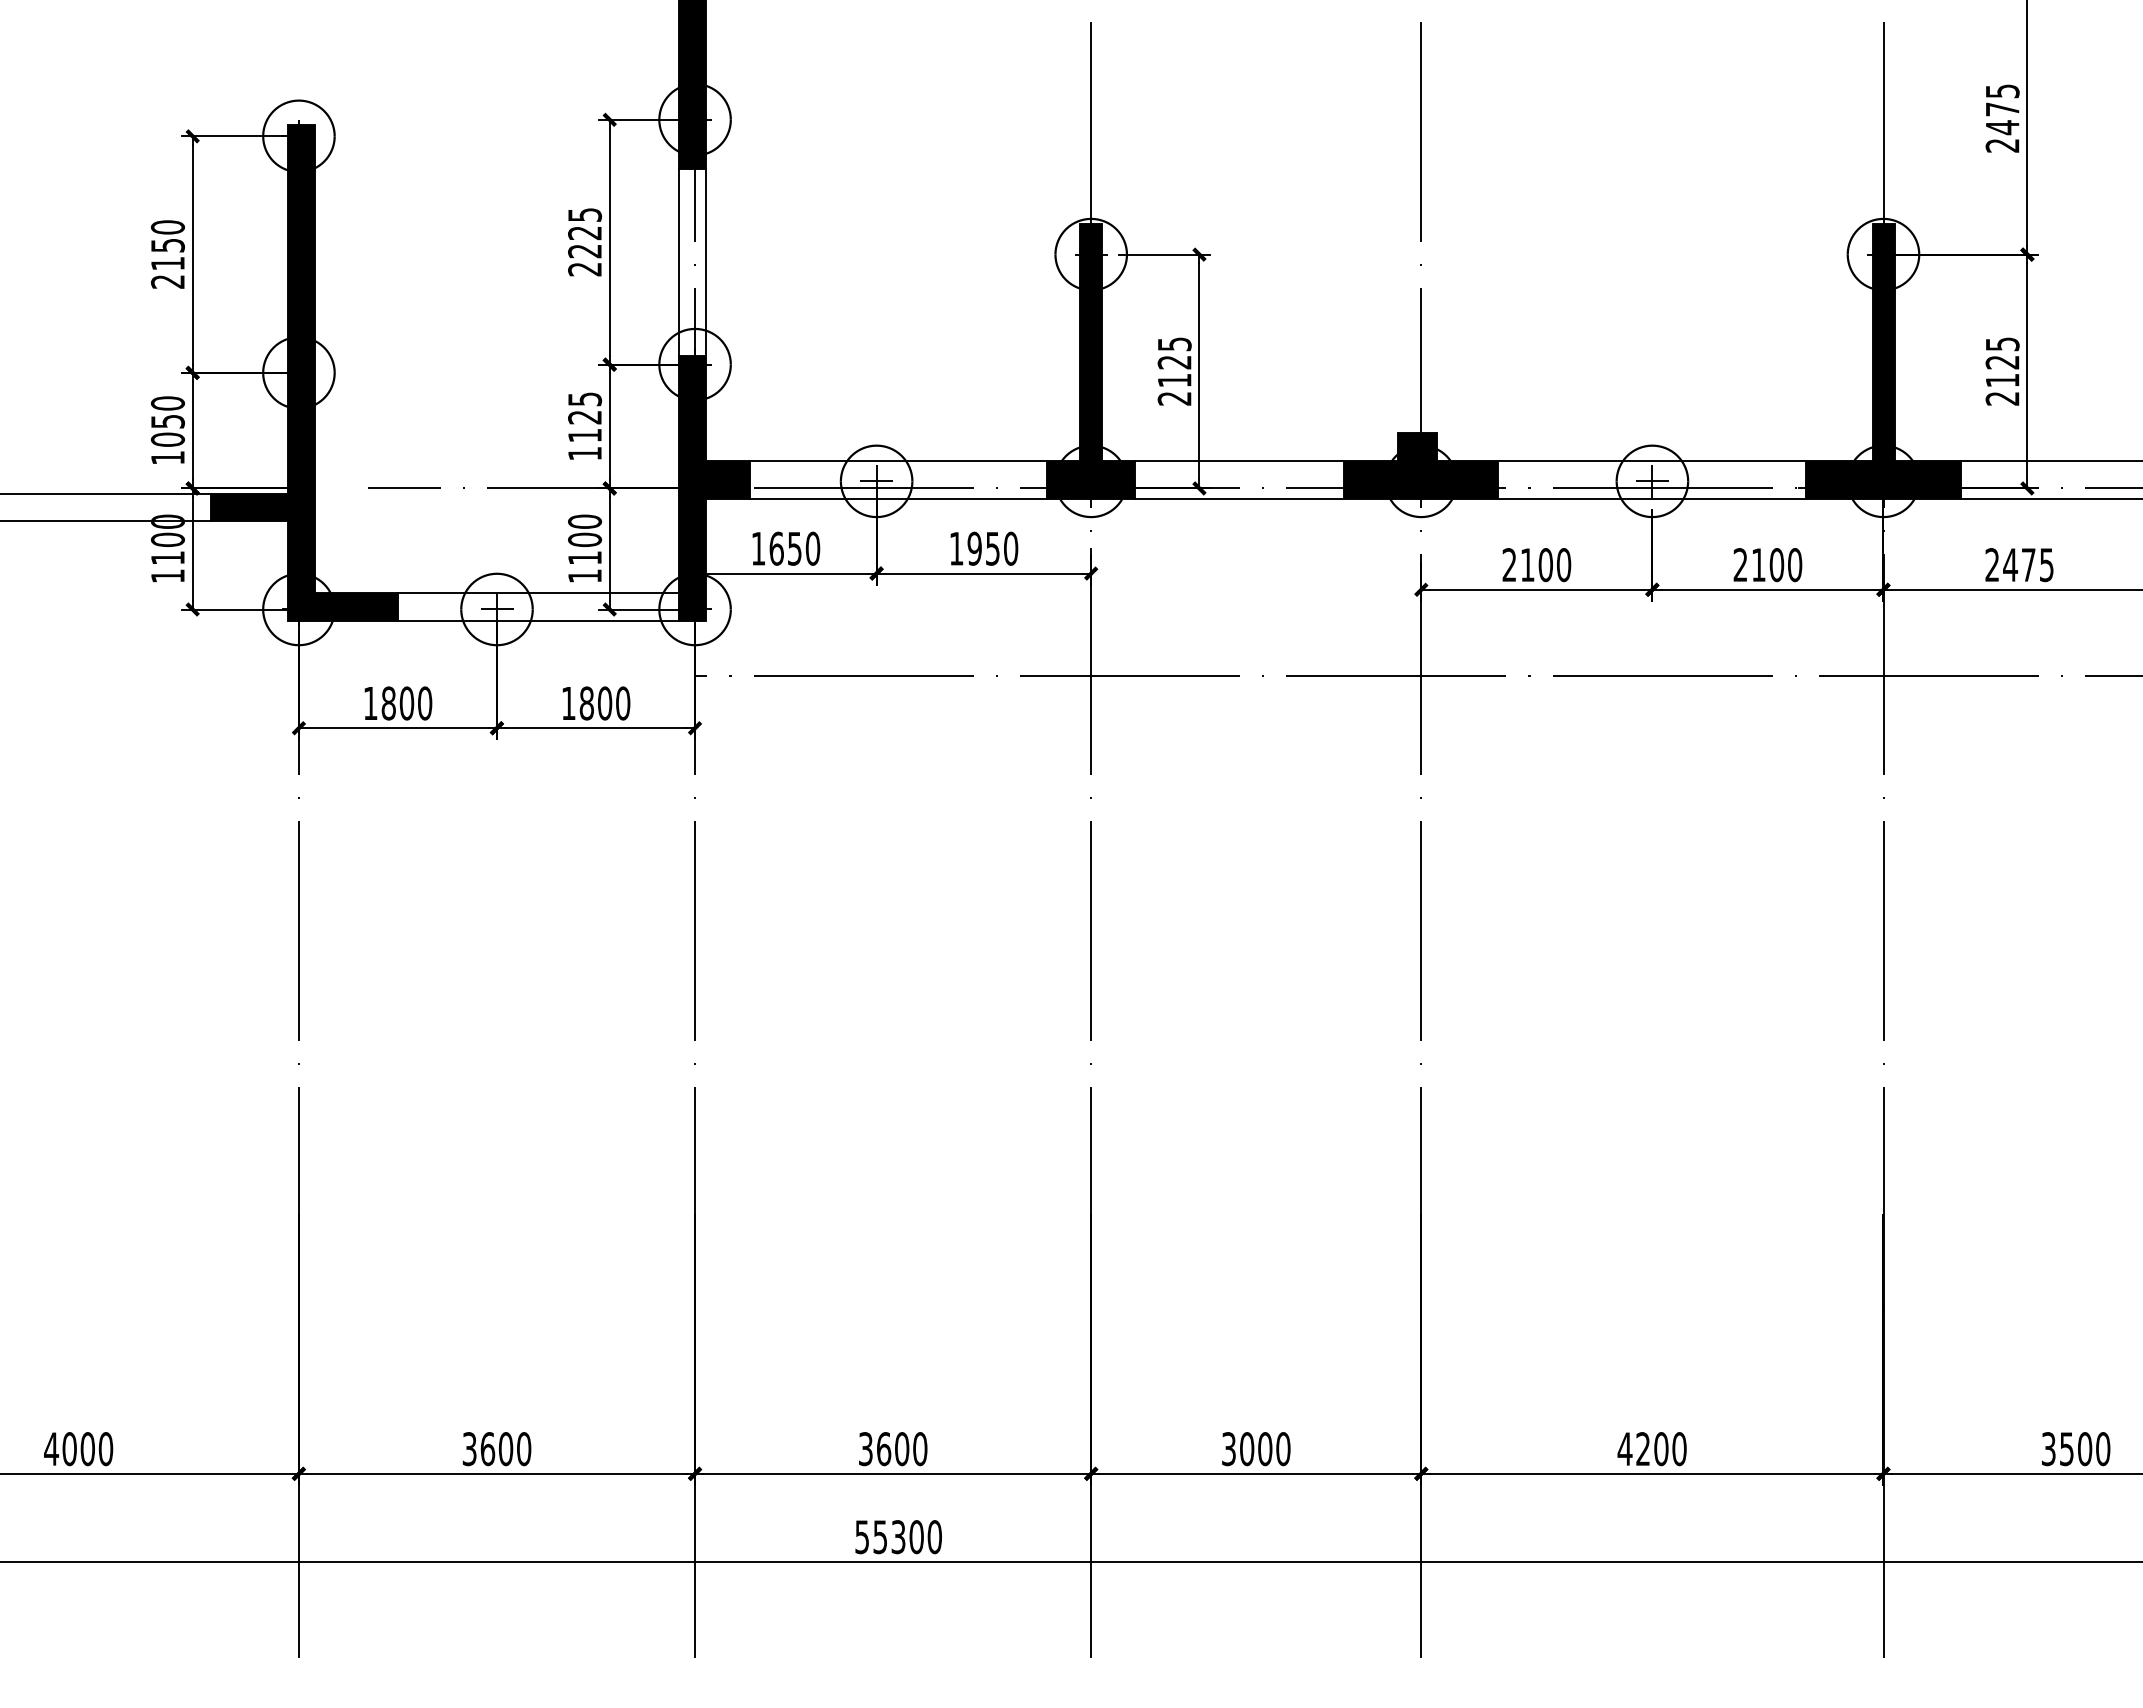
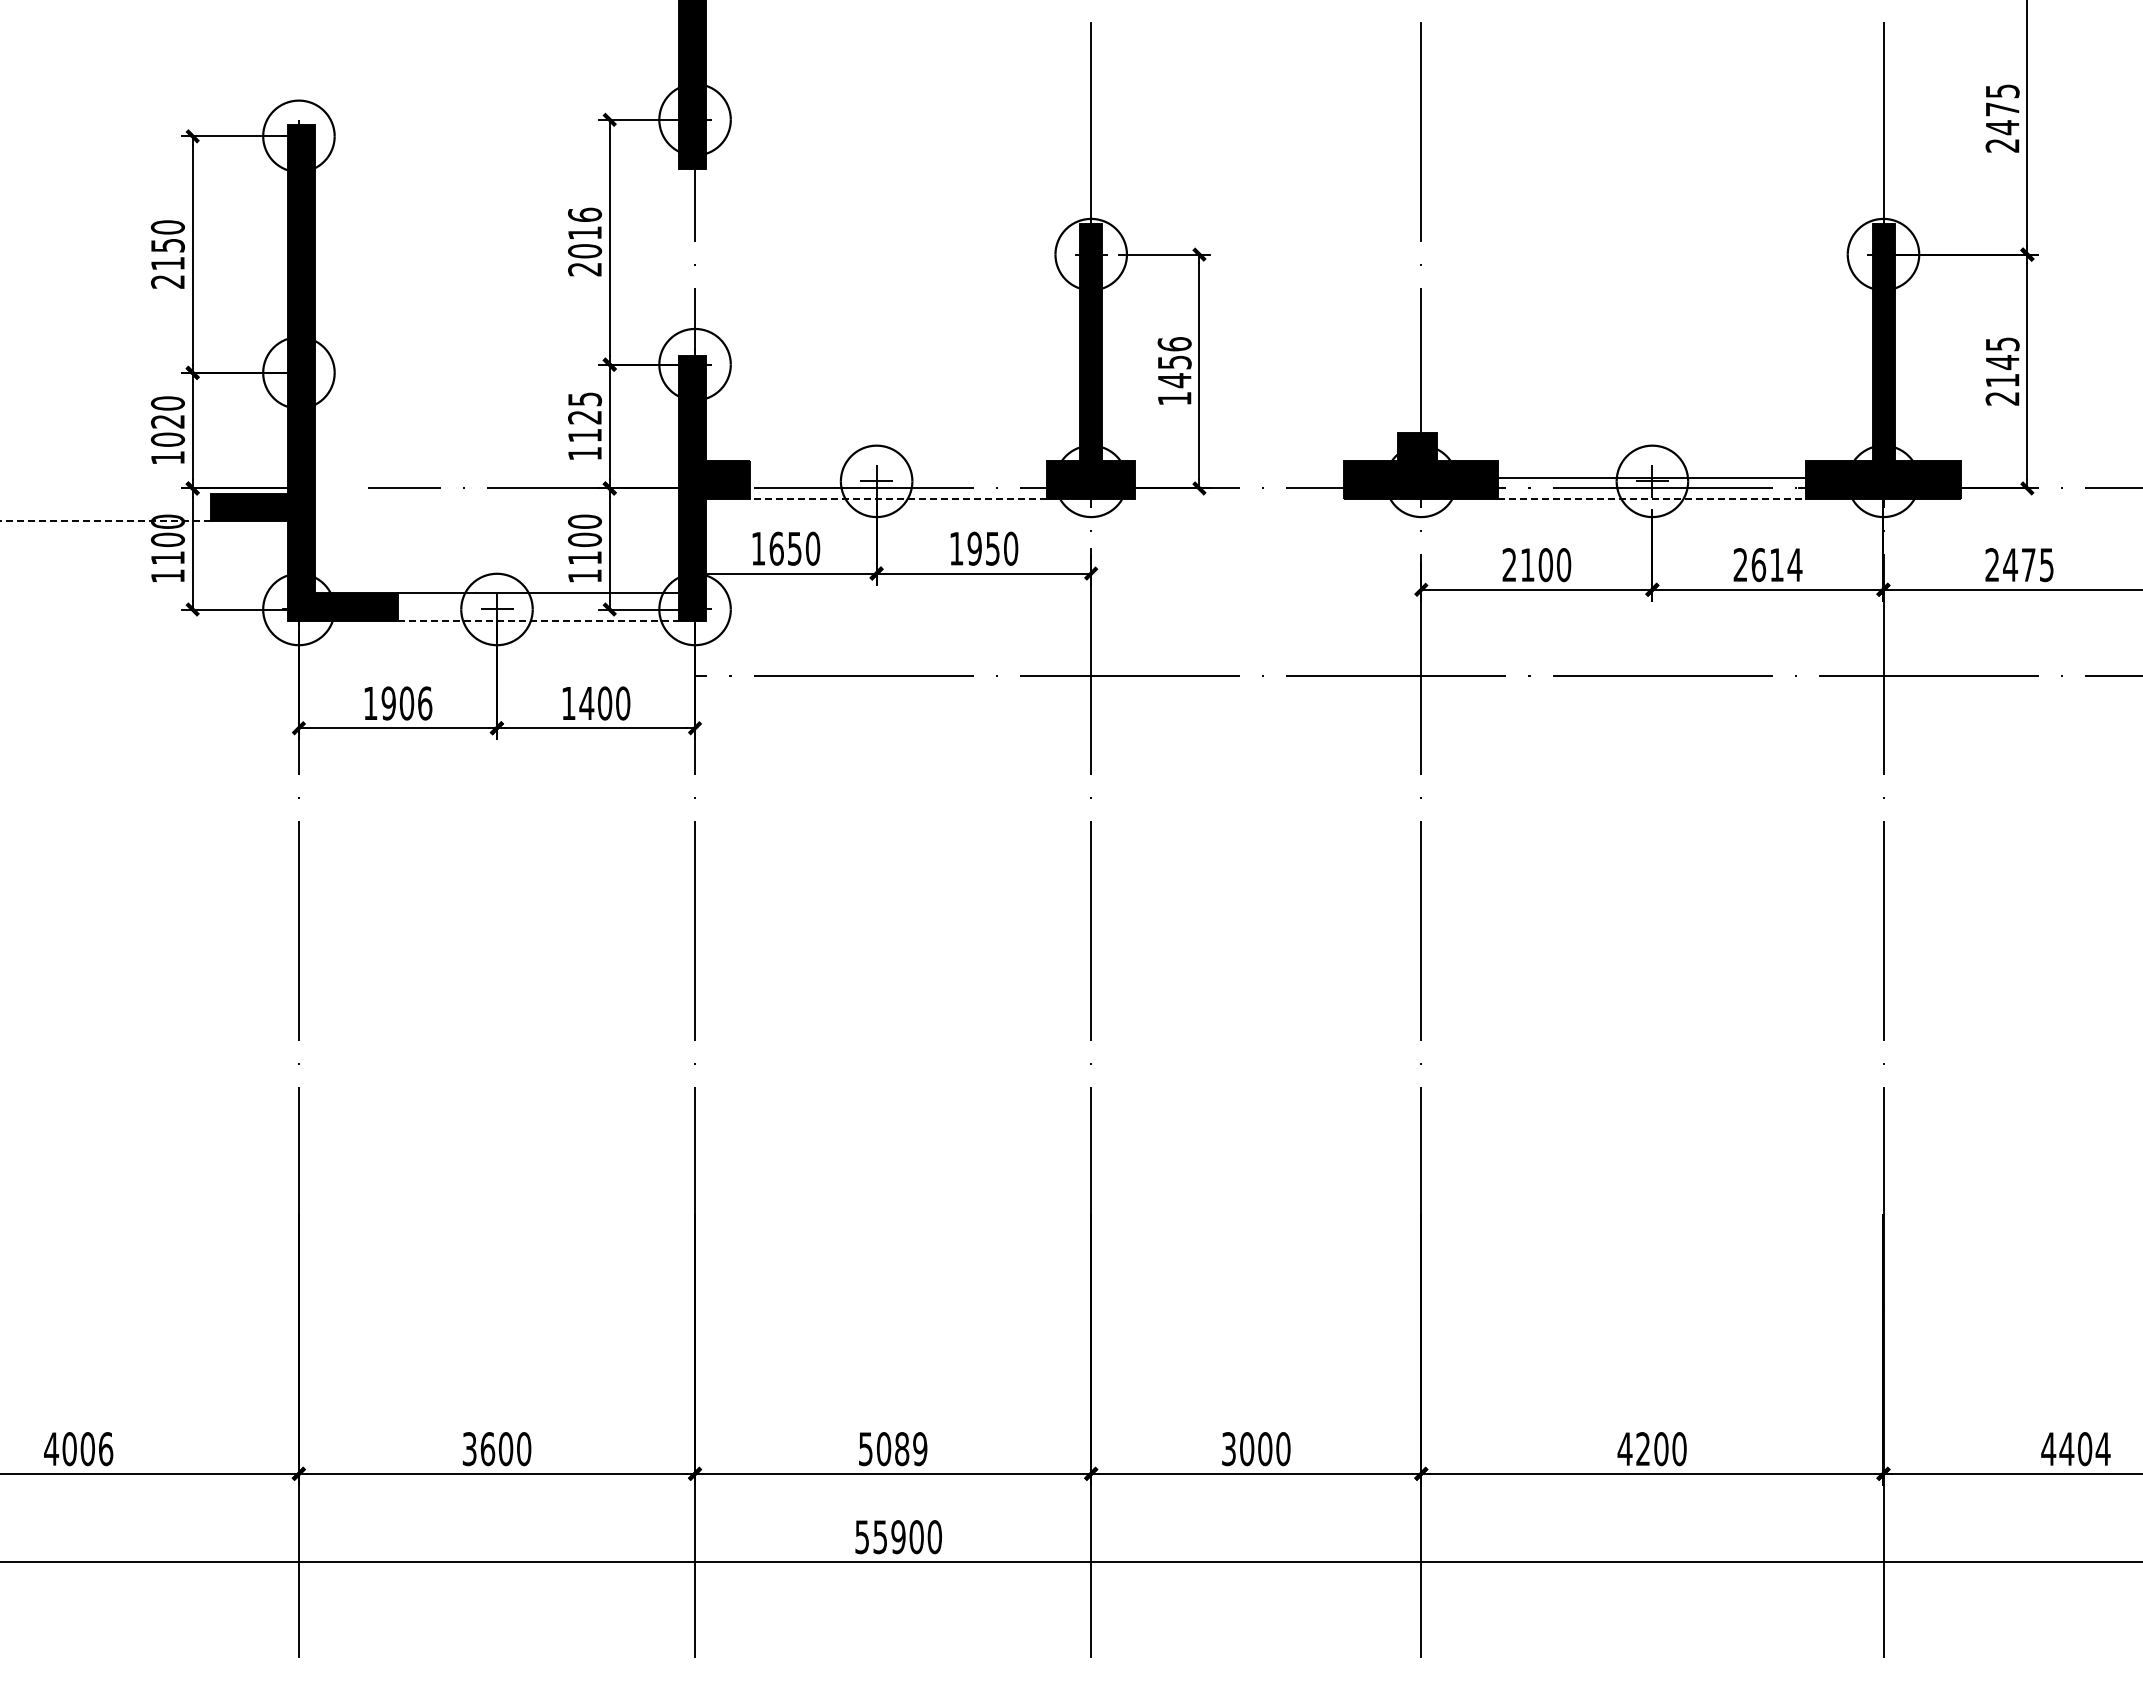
text: 2225 -> 2016 (585, 232)
line: present -> none (678, 262)
line: present -> none (706, 262)
text: 2125 -> 2145 (2002, 362)
text: 2125 -> 1456 (1174, 371)
text: 1050 -> 1020 (167, 421)
line: present -> none (898, 460)
line: present -> none (1239, 460)
line position: (1652, 460) -> (1652, 477) (1652, 477)
line: present -> none (2049, 460)
line: present -> none (106, 493)
line: solid -> dashed (898, 499)
line: present -> none (1239, 499)
line: solid -> dashed (1652, 499)
line: present -> none (2049, 499)
line: solid -> dashed (105, 521)
text: 2100 -> 2614 (1776, 565)
line: solid -> dashed (538, 620)
text: 1800 -> 1906 (406, 703)
text: 1800 -> 1400 (586, 703)
text: 4000 -> 4006 (105, 1448)
text: 3600 -> 5089 (893, 1449)
text: 3500 -> 4404 (2075, 1449)
text: 55300 -> 55900 (898, 1537)
